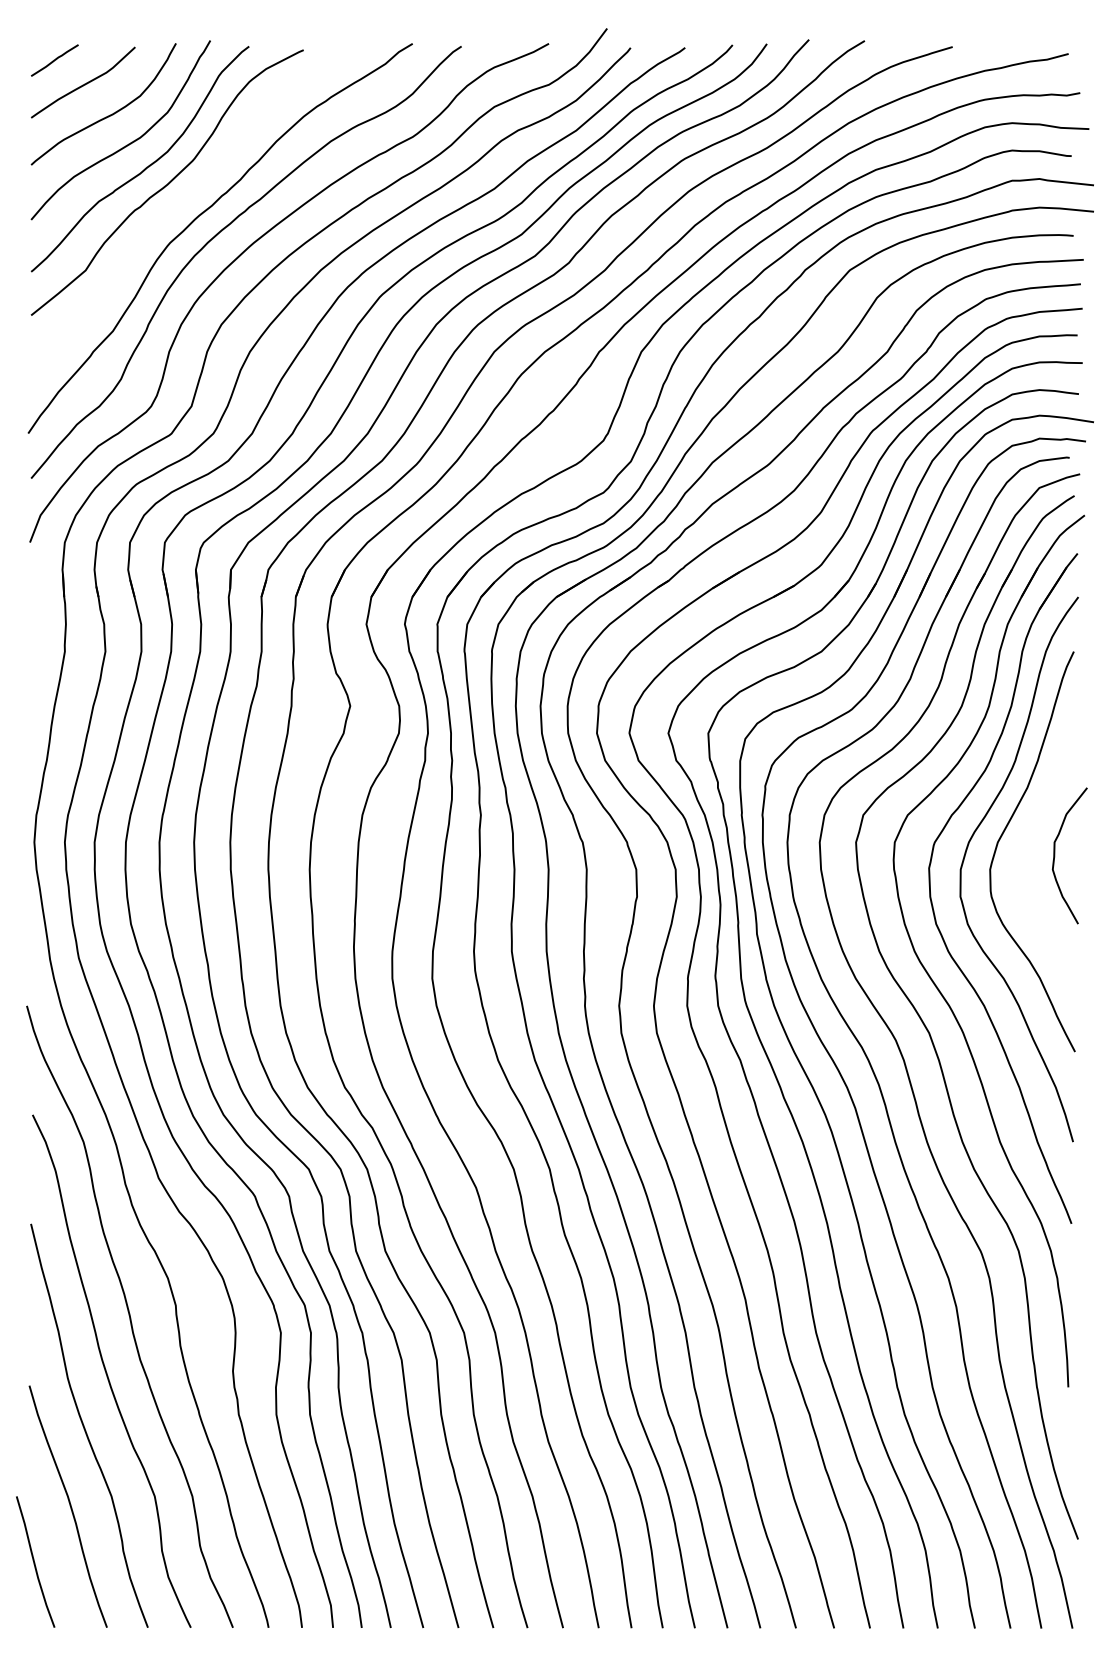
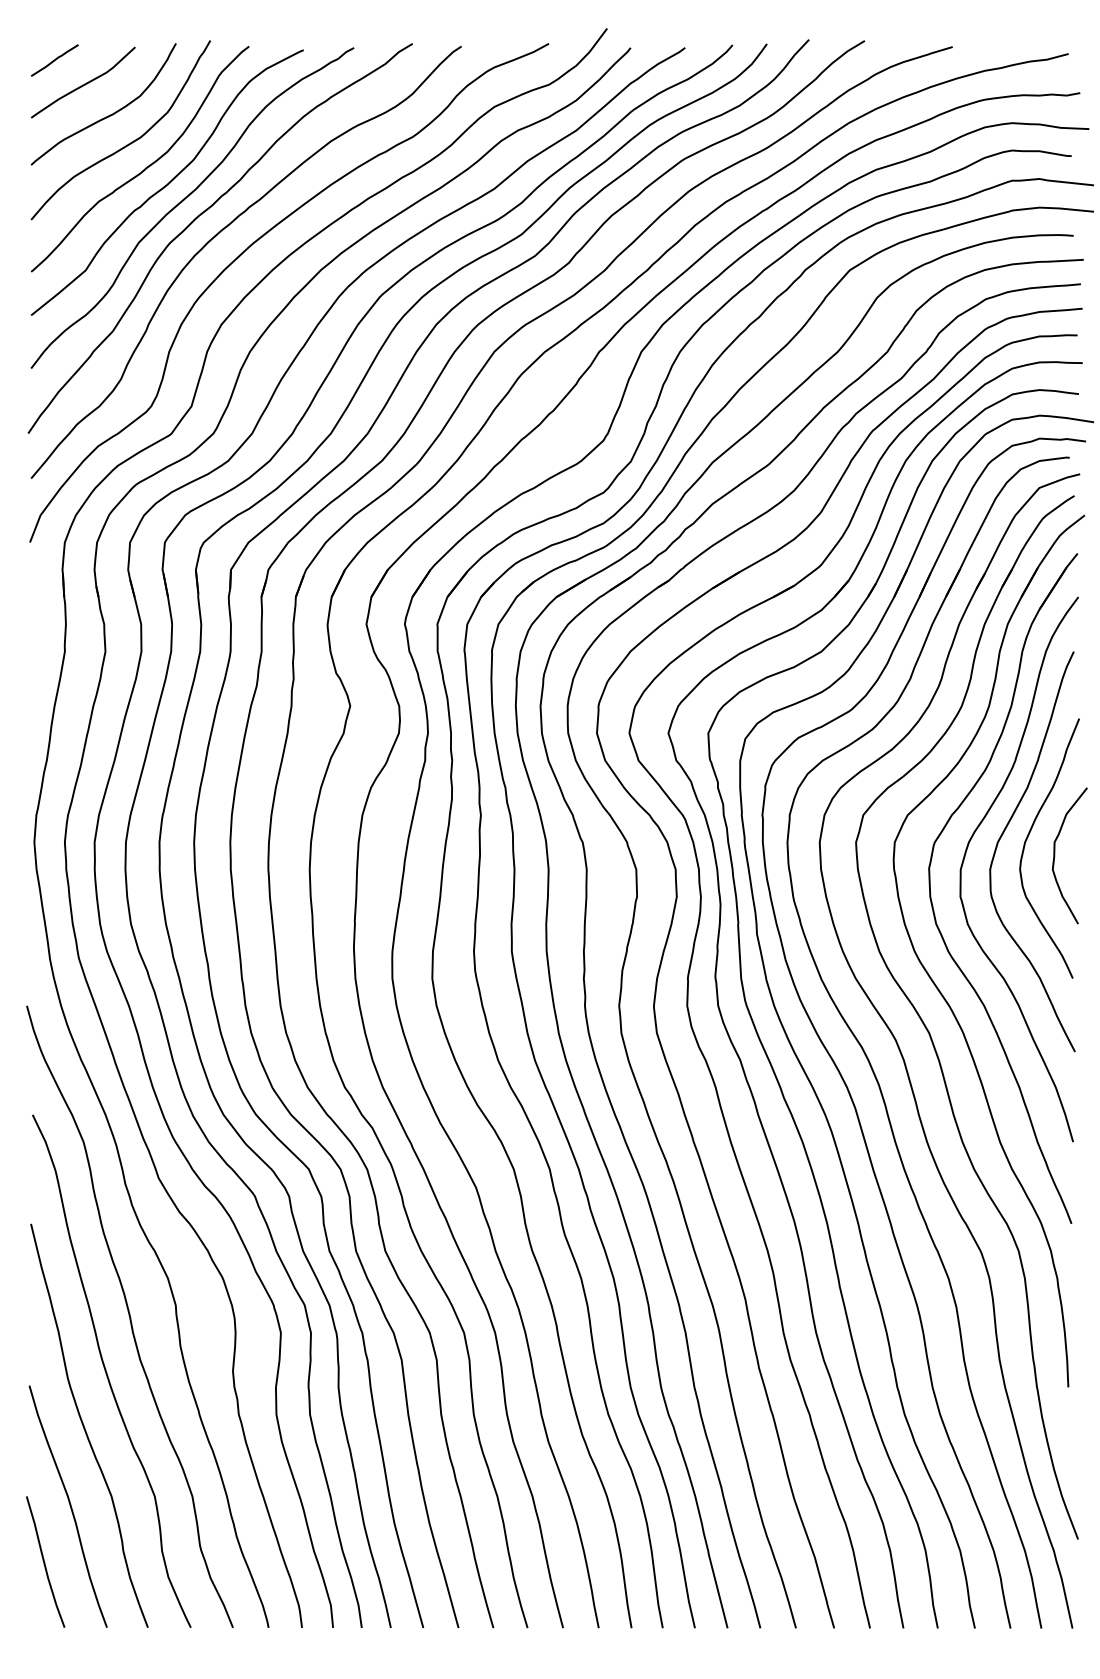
curve: none -> present (185, 199)
curve: none -> present (1028, 837)
curve position: (34, 1561) -> (44, 1561) (44, 1561)
